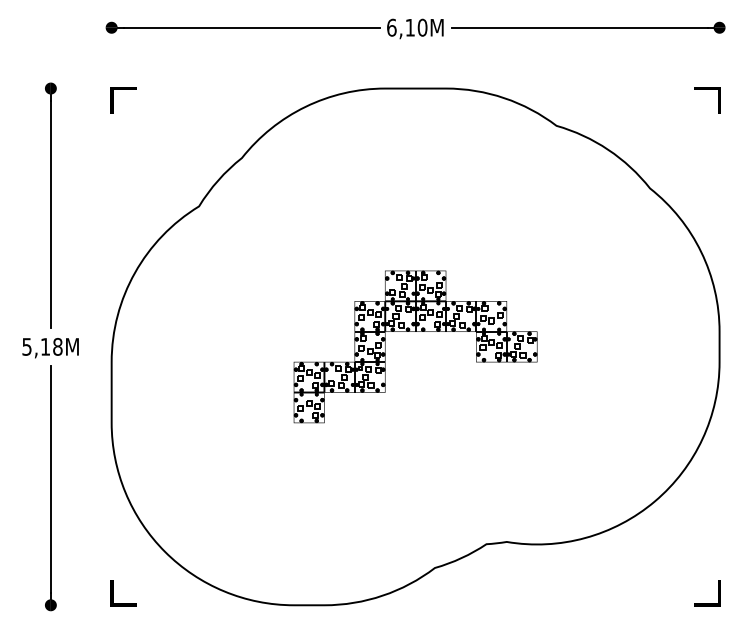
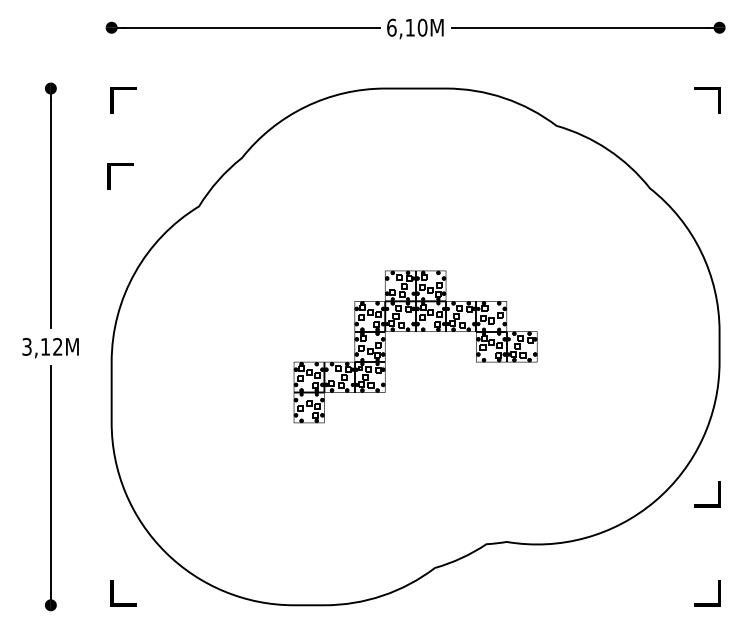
line: none -> present (110, 176)
text: 5,18M -> 3,12M (42, 346)
line: none -> present (707, 504)
